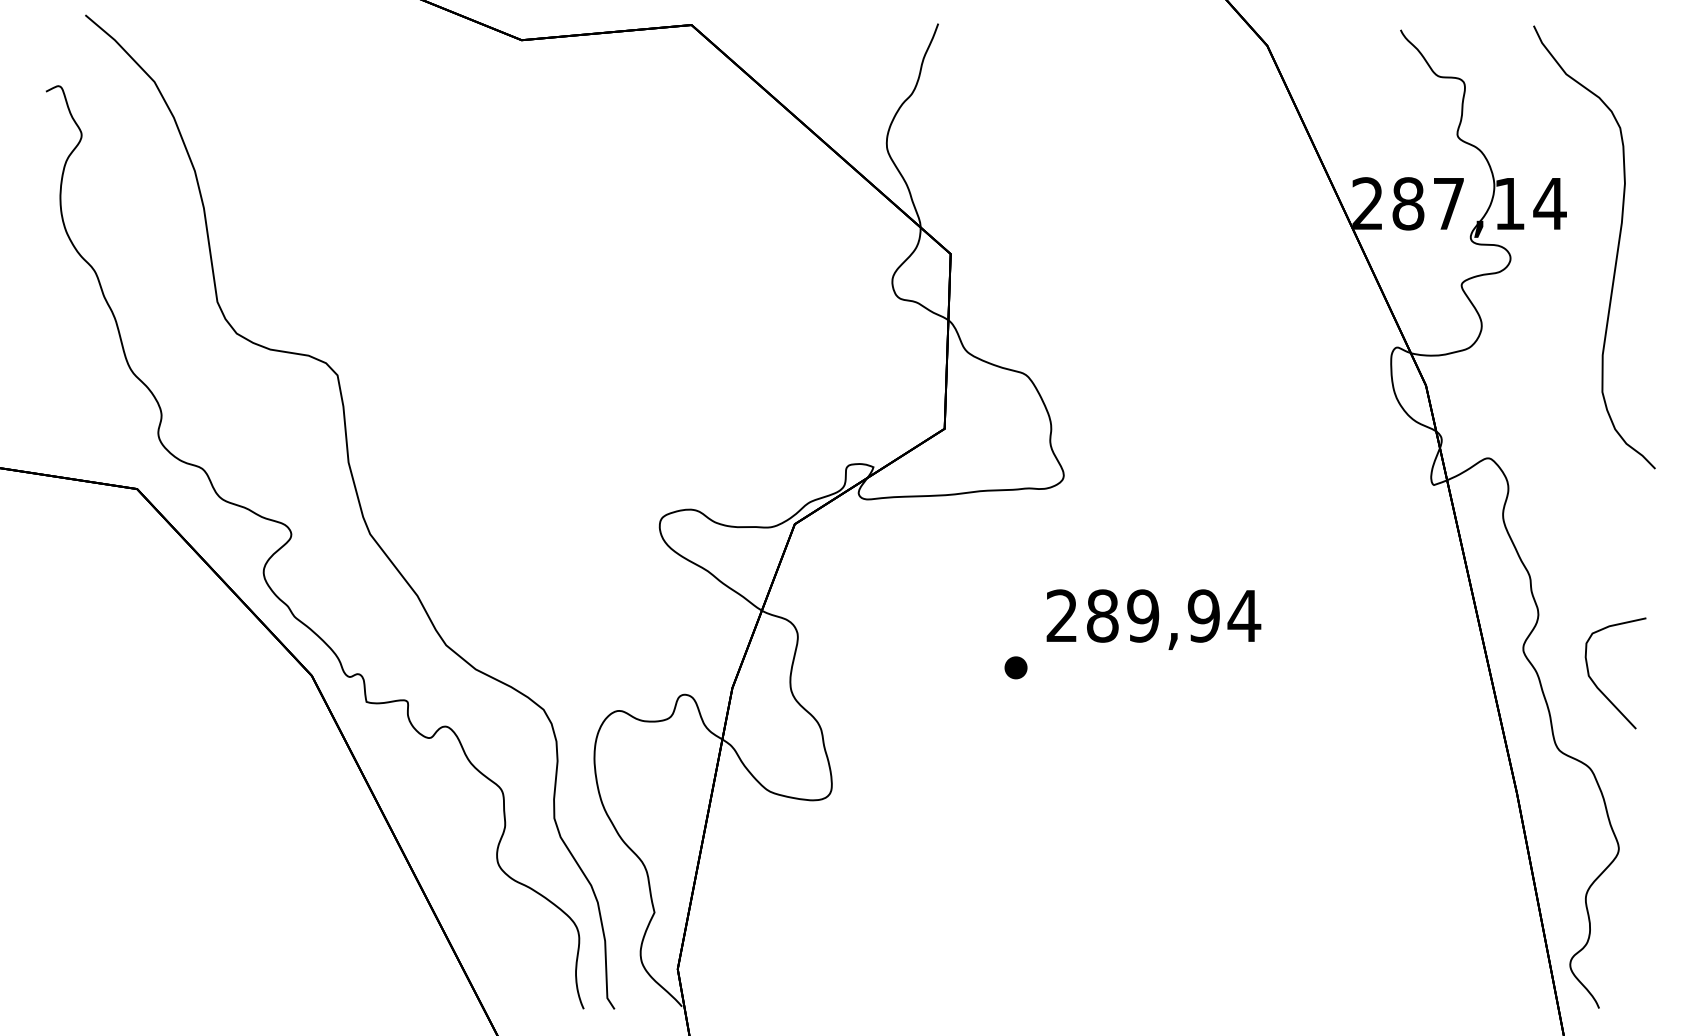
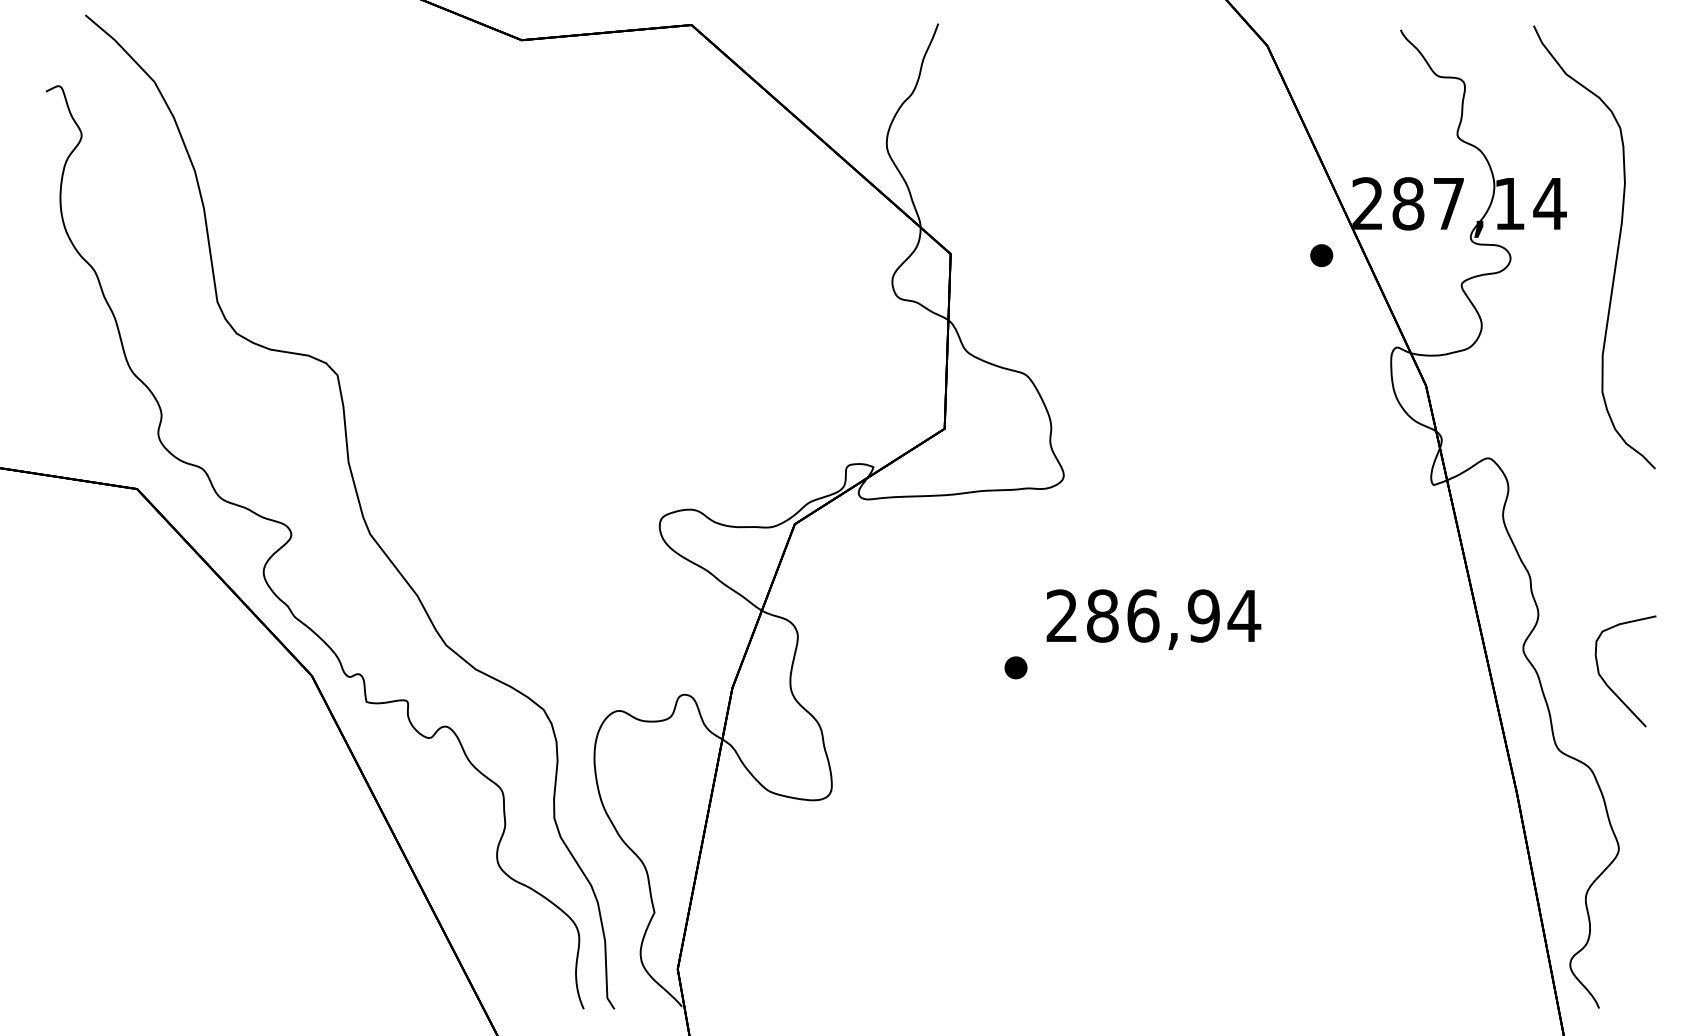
part: none -> present (1321, 255)
text: 289,94 -> 286,94 (1143, 615)
curve position: (1599, 688) -> (1609, 686) (1609, 686)
